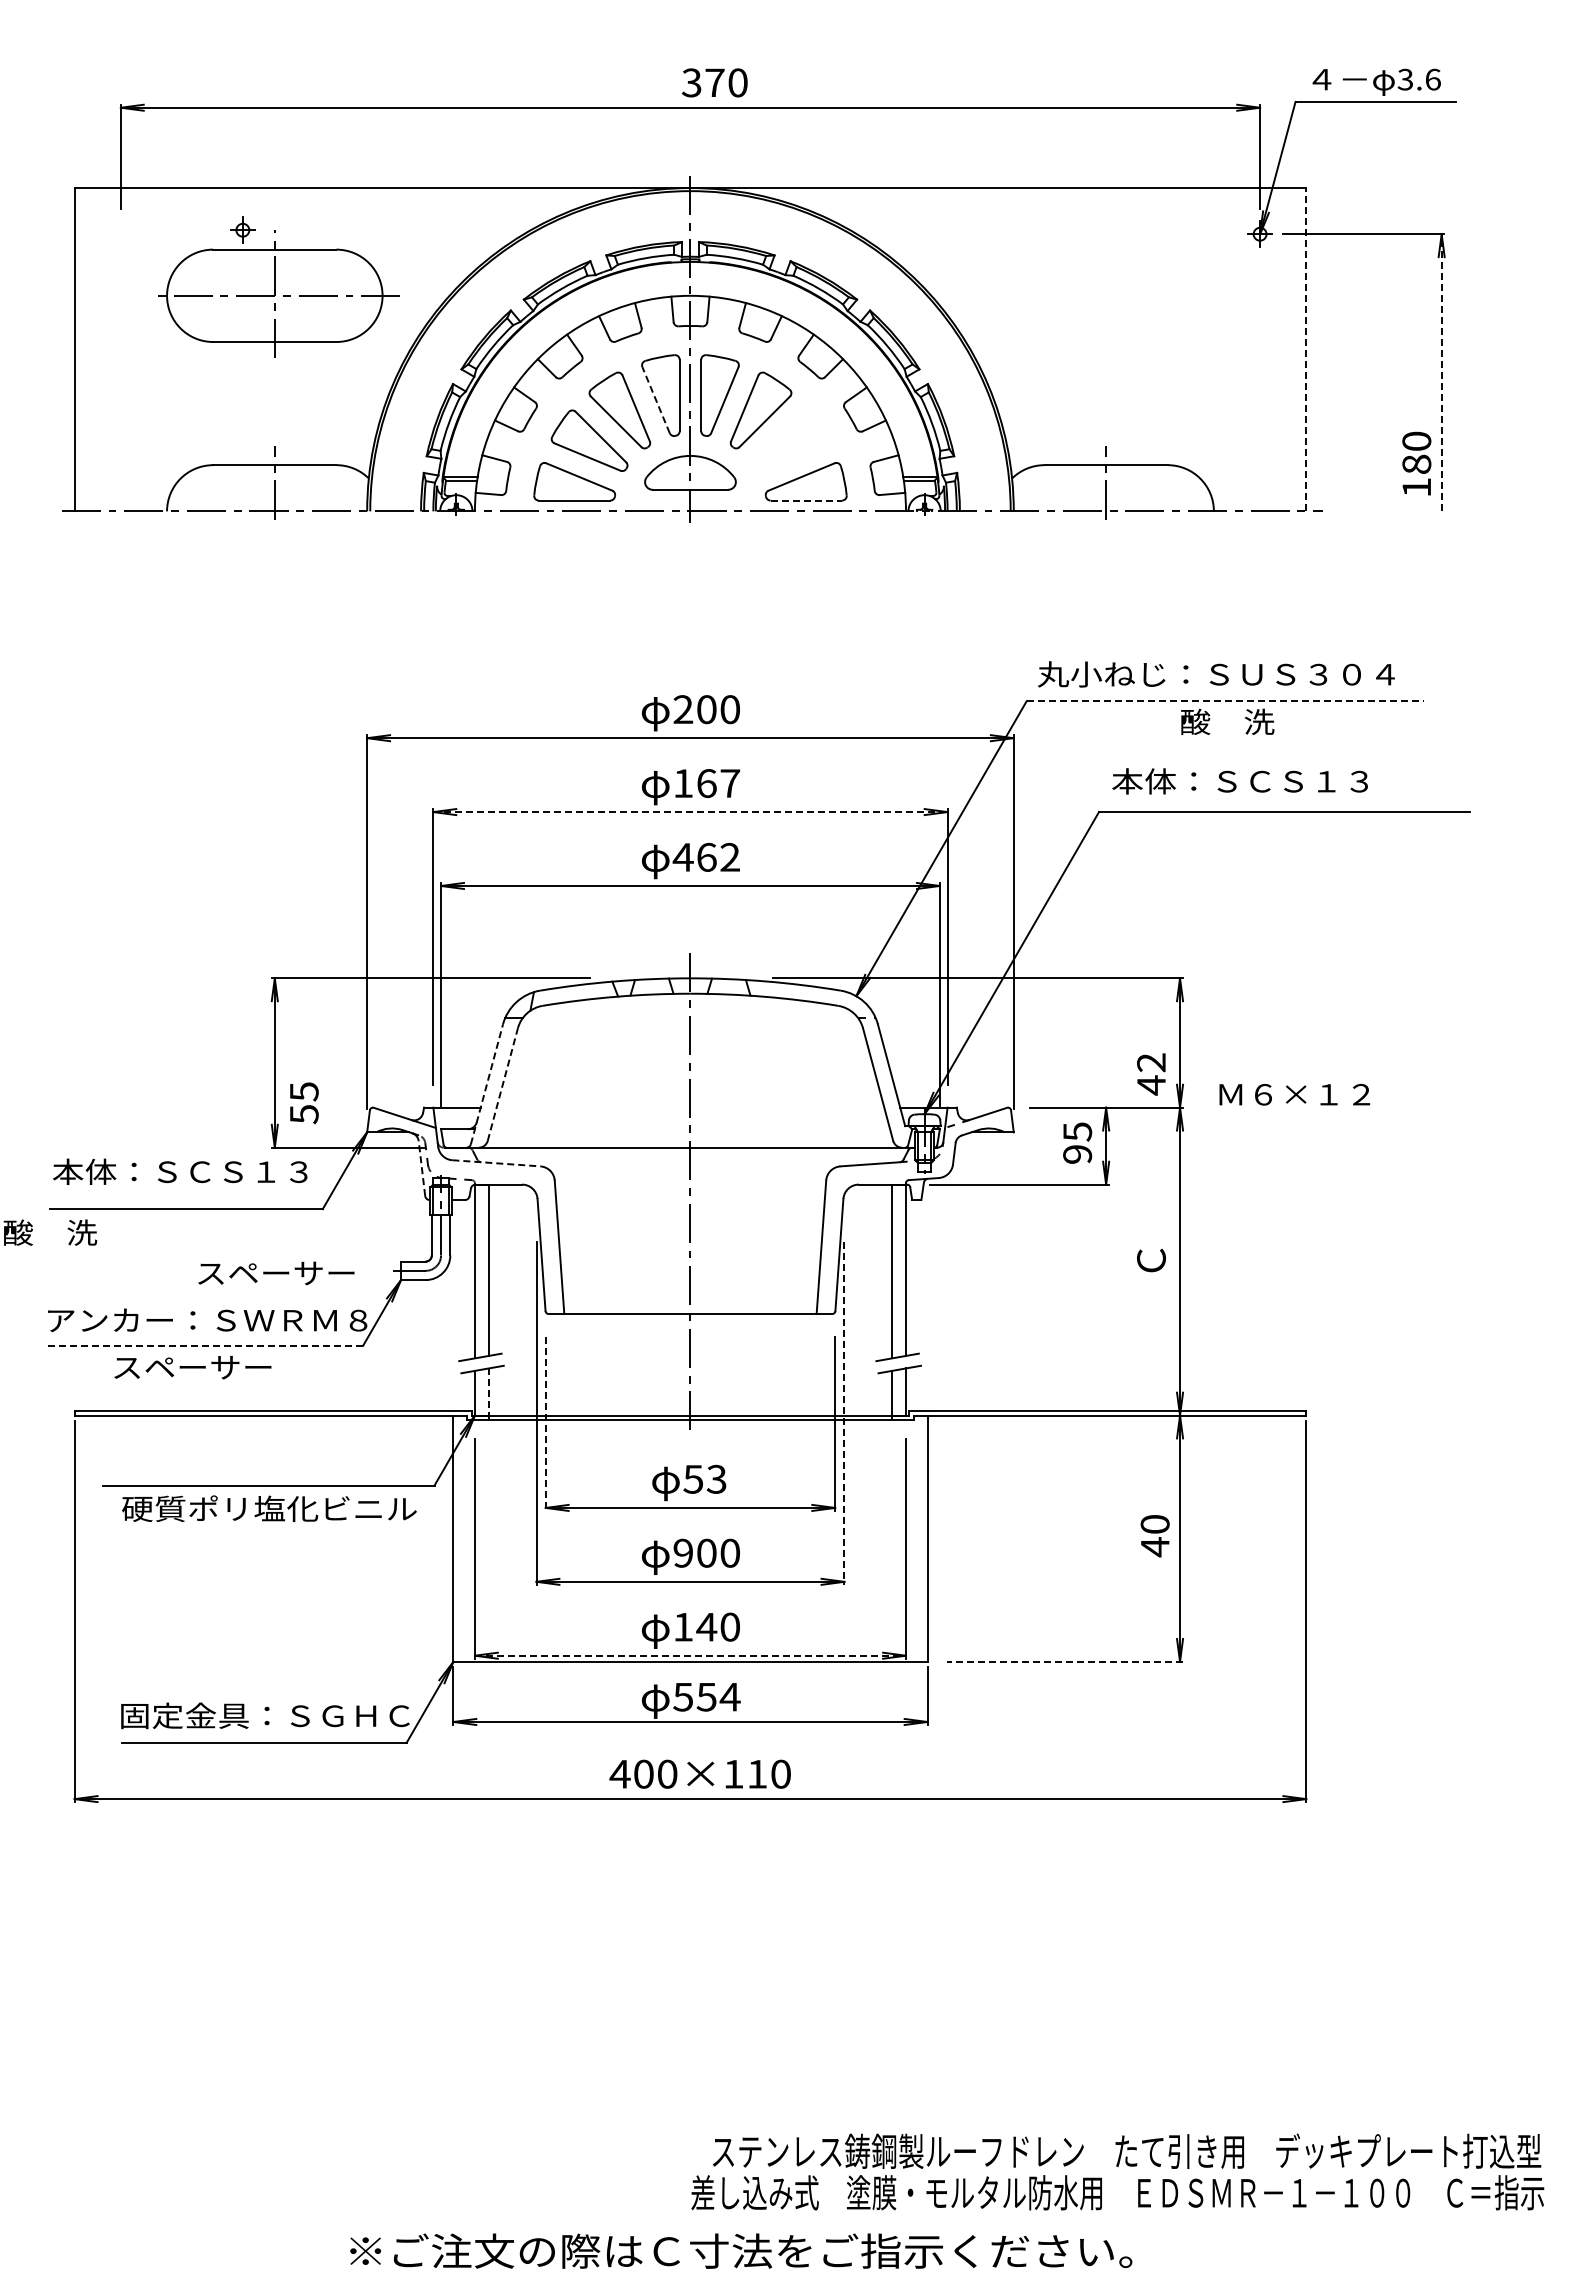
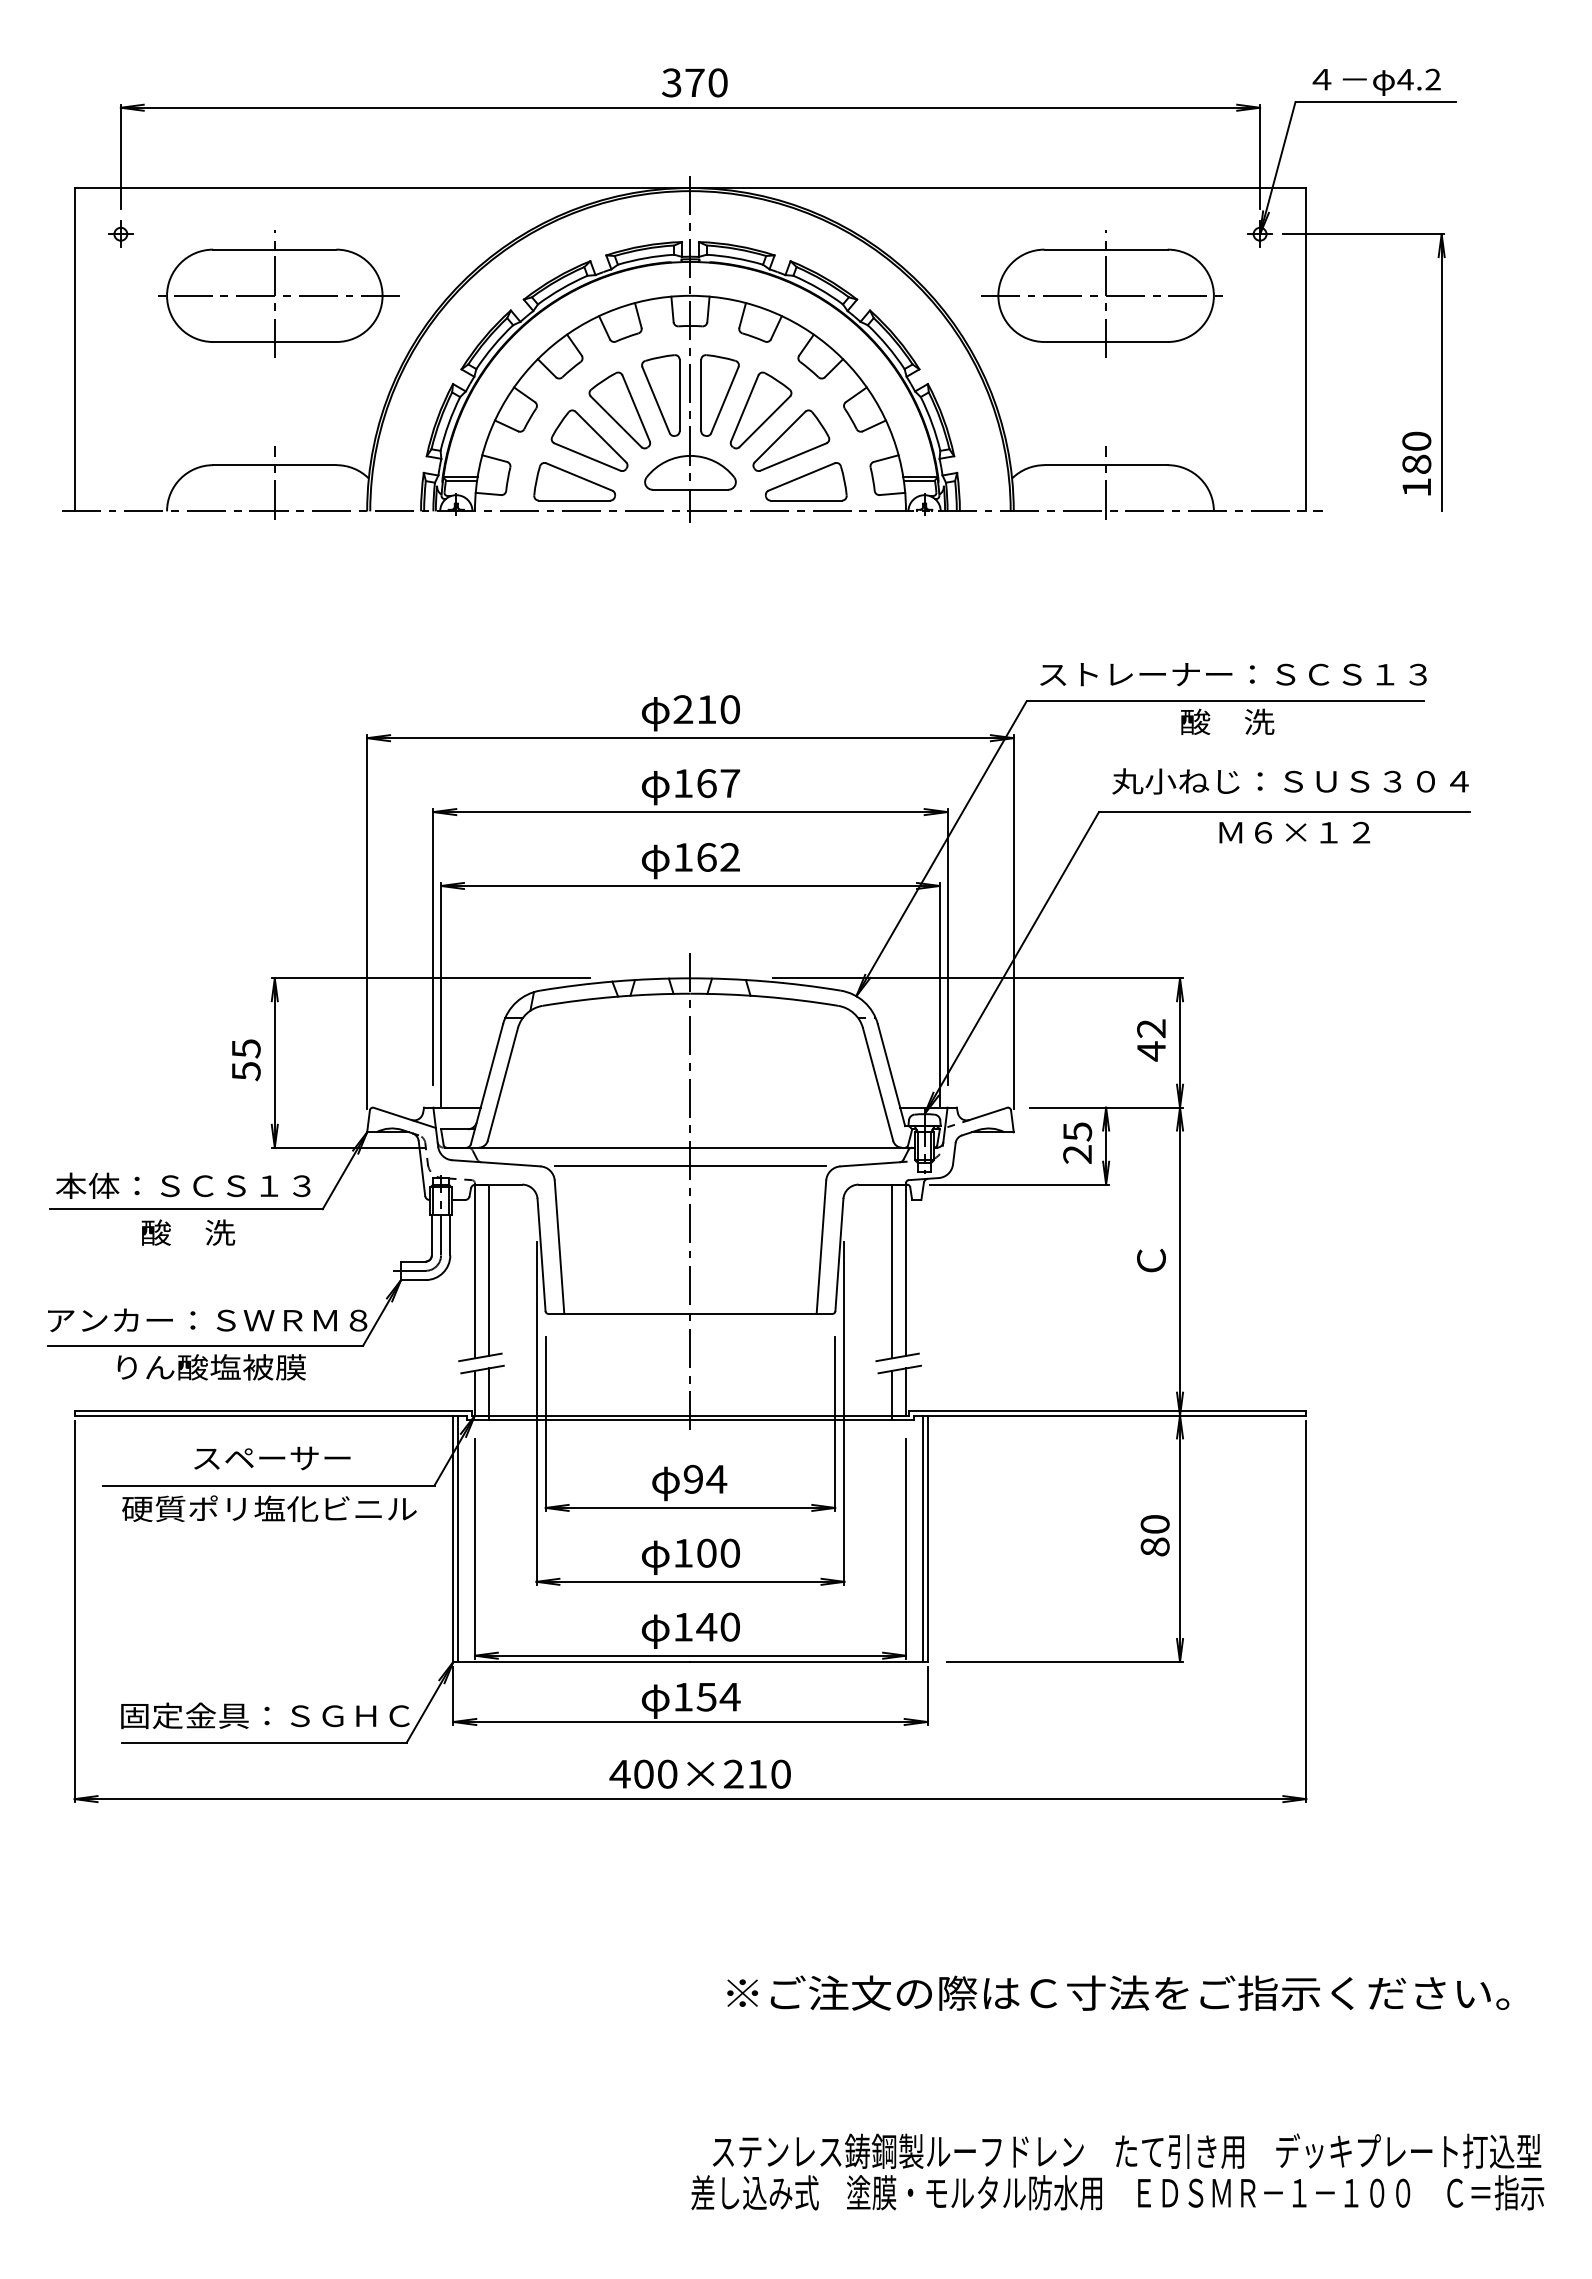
text: 3.6 -> 4.2 (1418, 79)
text position: (714, 82) -> (694, 82) (694, 82)
part position: (242, 229) -> (120, 233) (120, 233)
part: none -> present (1101, 293)
line: dashed -> solid (1306, 349)
line: dashed -> solid (1441, 372)
line: dashed -> solid (656, 400)
part: none -> present (791, 440)
line: dashed -> solid (806, 500)
text: 丸小ねじ：ＳＵＳ３０４ -> ストレーナー：ＳＣＳ１３ (1232, 674)
line: dashed -> solid (1225, 701)
text: 200 -> 210 (706, 709)
text: 本体：ＳＣＳ１３ -> 丸小ねじ：ＳＵＳ３０４ (1290, 781)
line: dashed -> solid (690, 812)
text: 462 -> 162 (682, 857)
text position: (1151, 1074) -> (1151, 1040) (1151, 1040)
line: dashed -> solid (487, 1083)
line: dashed -> solid (502, 1084)
text position: (1294, 1094) -> (1294, 832) (1294, 832)
text position: (304, 1103) -> (246, 1060) (246, 1060)
text: 95 -> 25 (1077, 1154)
line: dashed -> solid (496, 1163)
line: none -> present (690, 1166)
line: dashed -> solid (421, 1168)
text position: (180, 1171) -> (183, 1185) (183, 1185)
text position: (50, 1232) -> (188, 1232) (188, 1232)
text position: (276, 1273) -> (272, 1458) (272, 1458)
line: dashed -> solid (205, 1345)
text: スペーサー -> りん酸塩被膜 (209, 1367)
line: dashed -> solid (488, 1392)
line: dashed -> solid (844, 1413)
line: dashed -> solid (545, 1423)
text: 53 -> 94 (705, 1478)
line: none -> present (458, 1538)
line: none -> present (922, 1538)
text: 40 -> 80 (1154, 1547)
text: 900 -> 100 (682, 1552)
line: dashed -> solid (690, 1655)
line: dashed -> solid (1064, 1661)
text: 554 -> 154 (682, 1697)
text: 400×110 -> 400×210 (733, 1773)
text position: (741, 2250) -> (1118, 1992) (1118, 1992)
